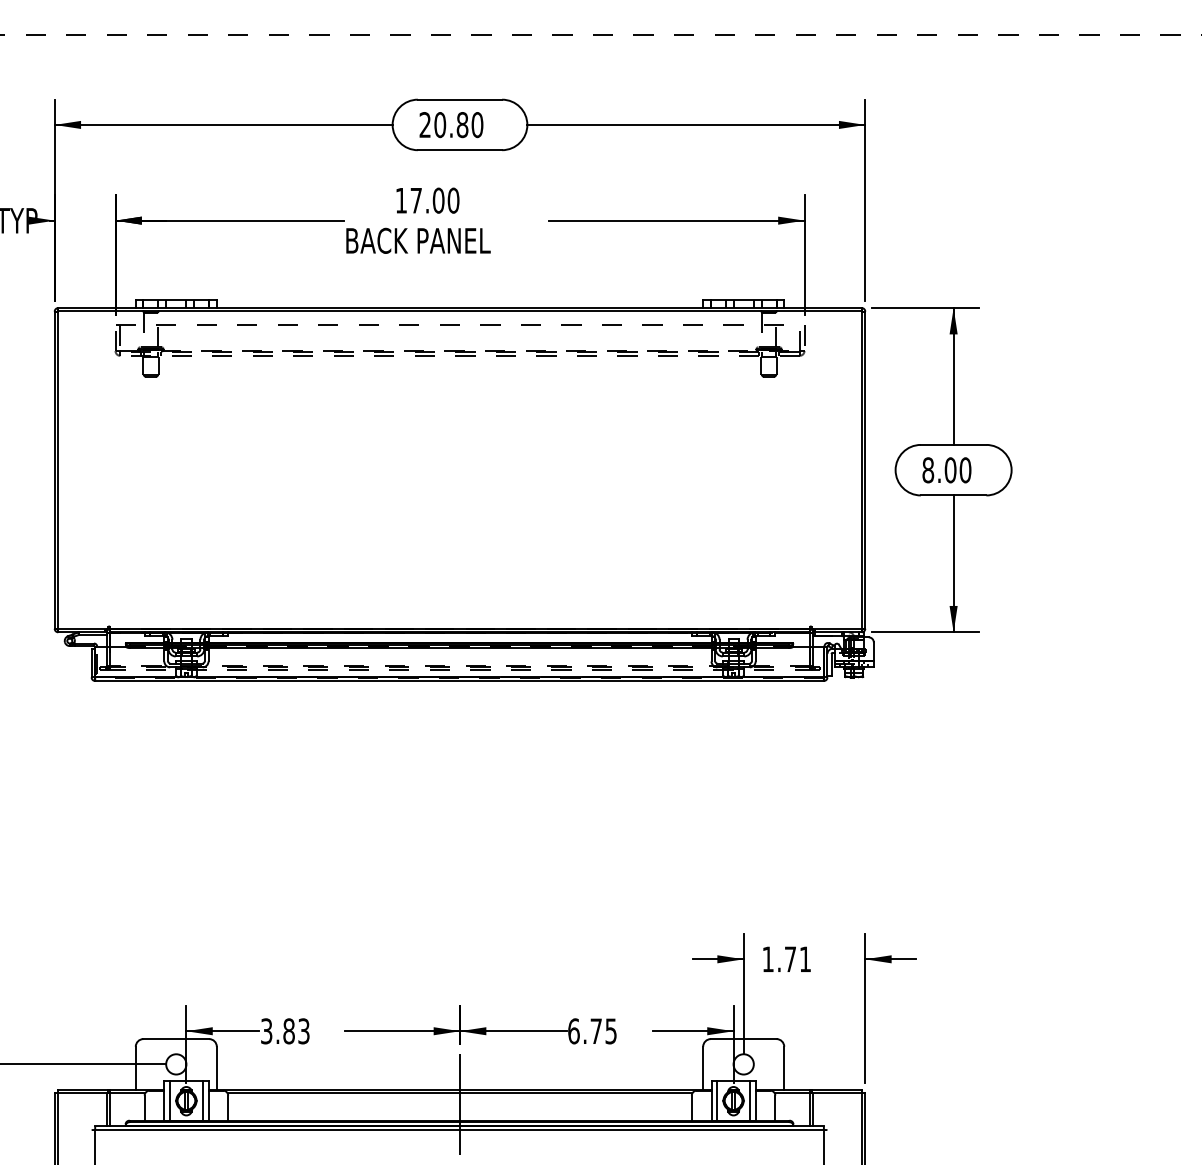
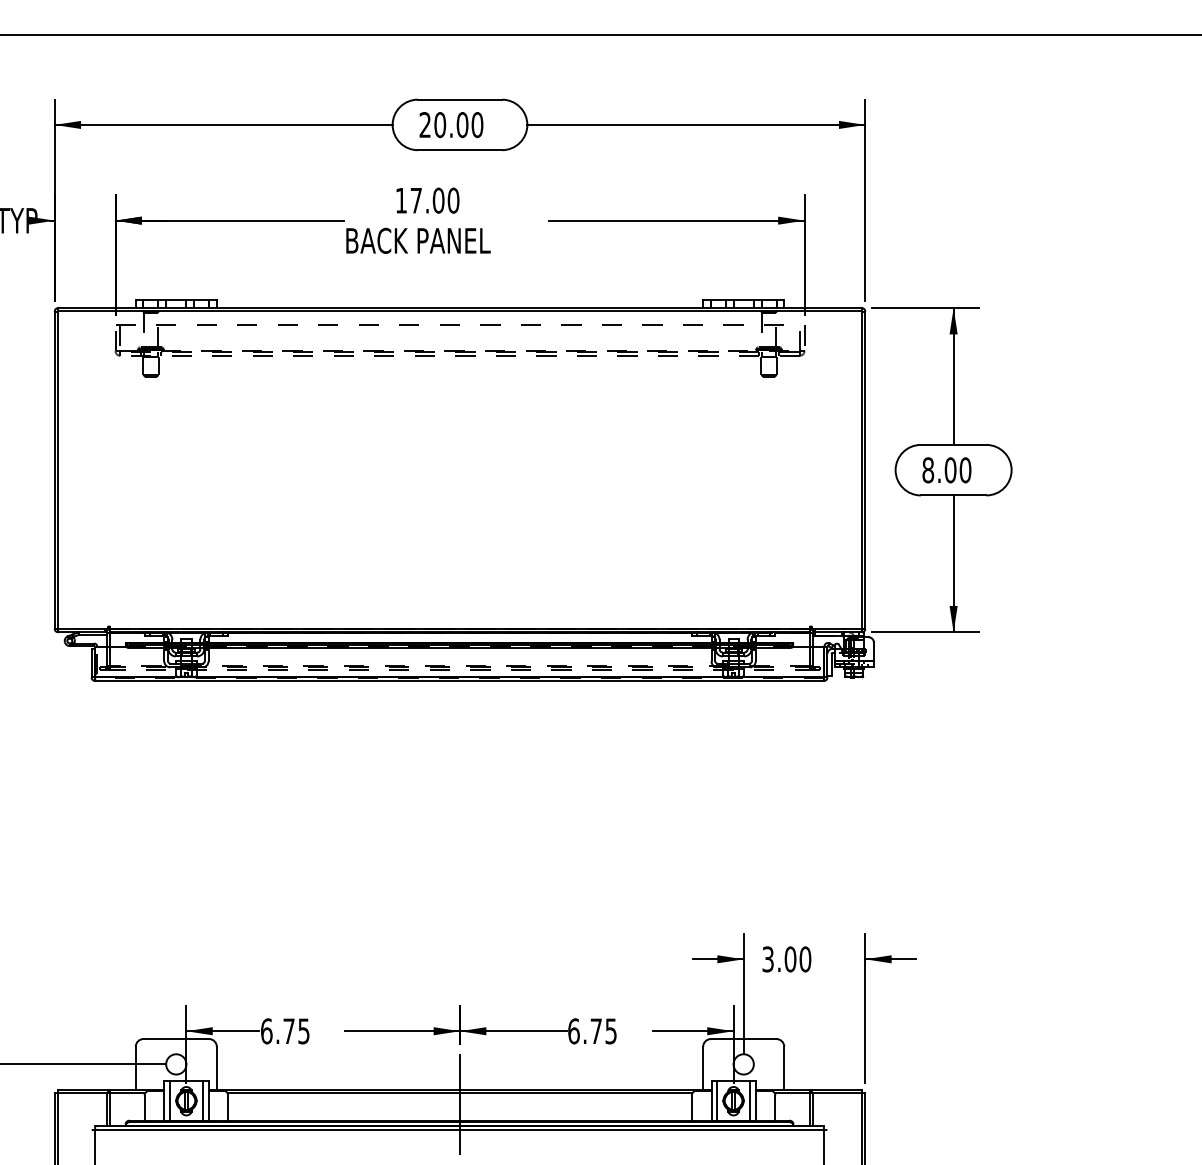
line: dashed -> solid (601, 34)
text: 20.80 -> 20.00 (462, 124)
text: 1.71 -> 3.00 (786, 959)
text: 3.83 -> 6.75 (285, 1031)
